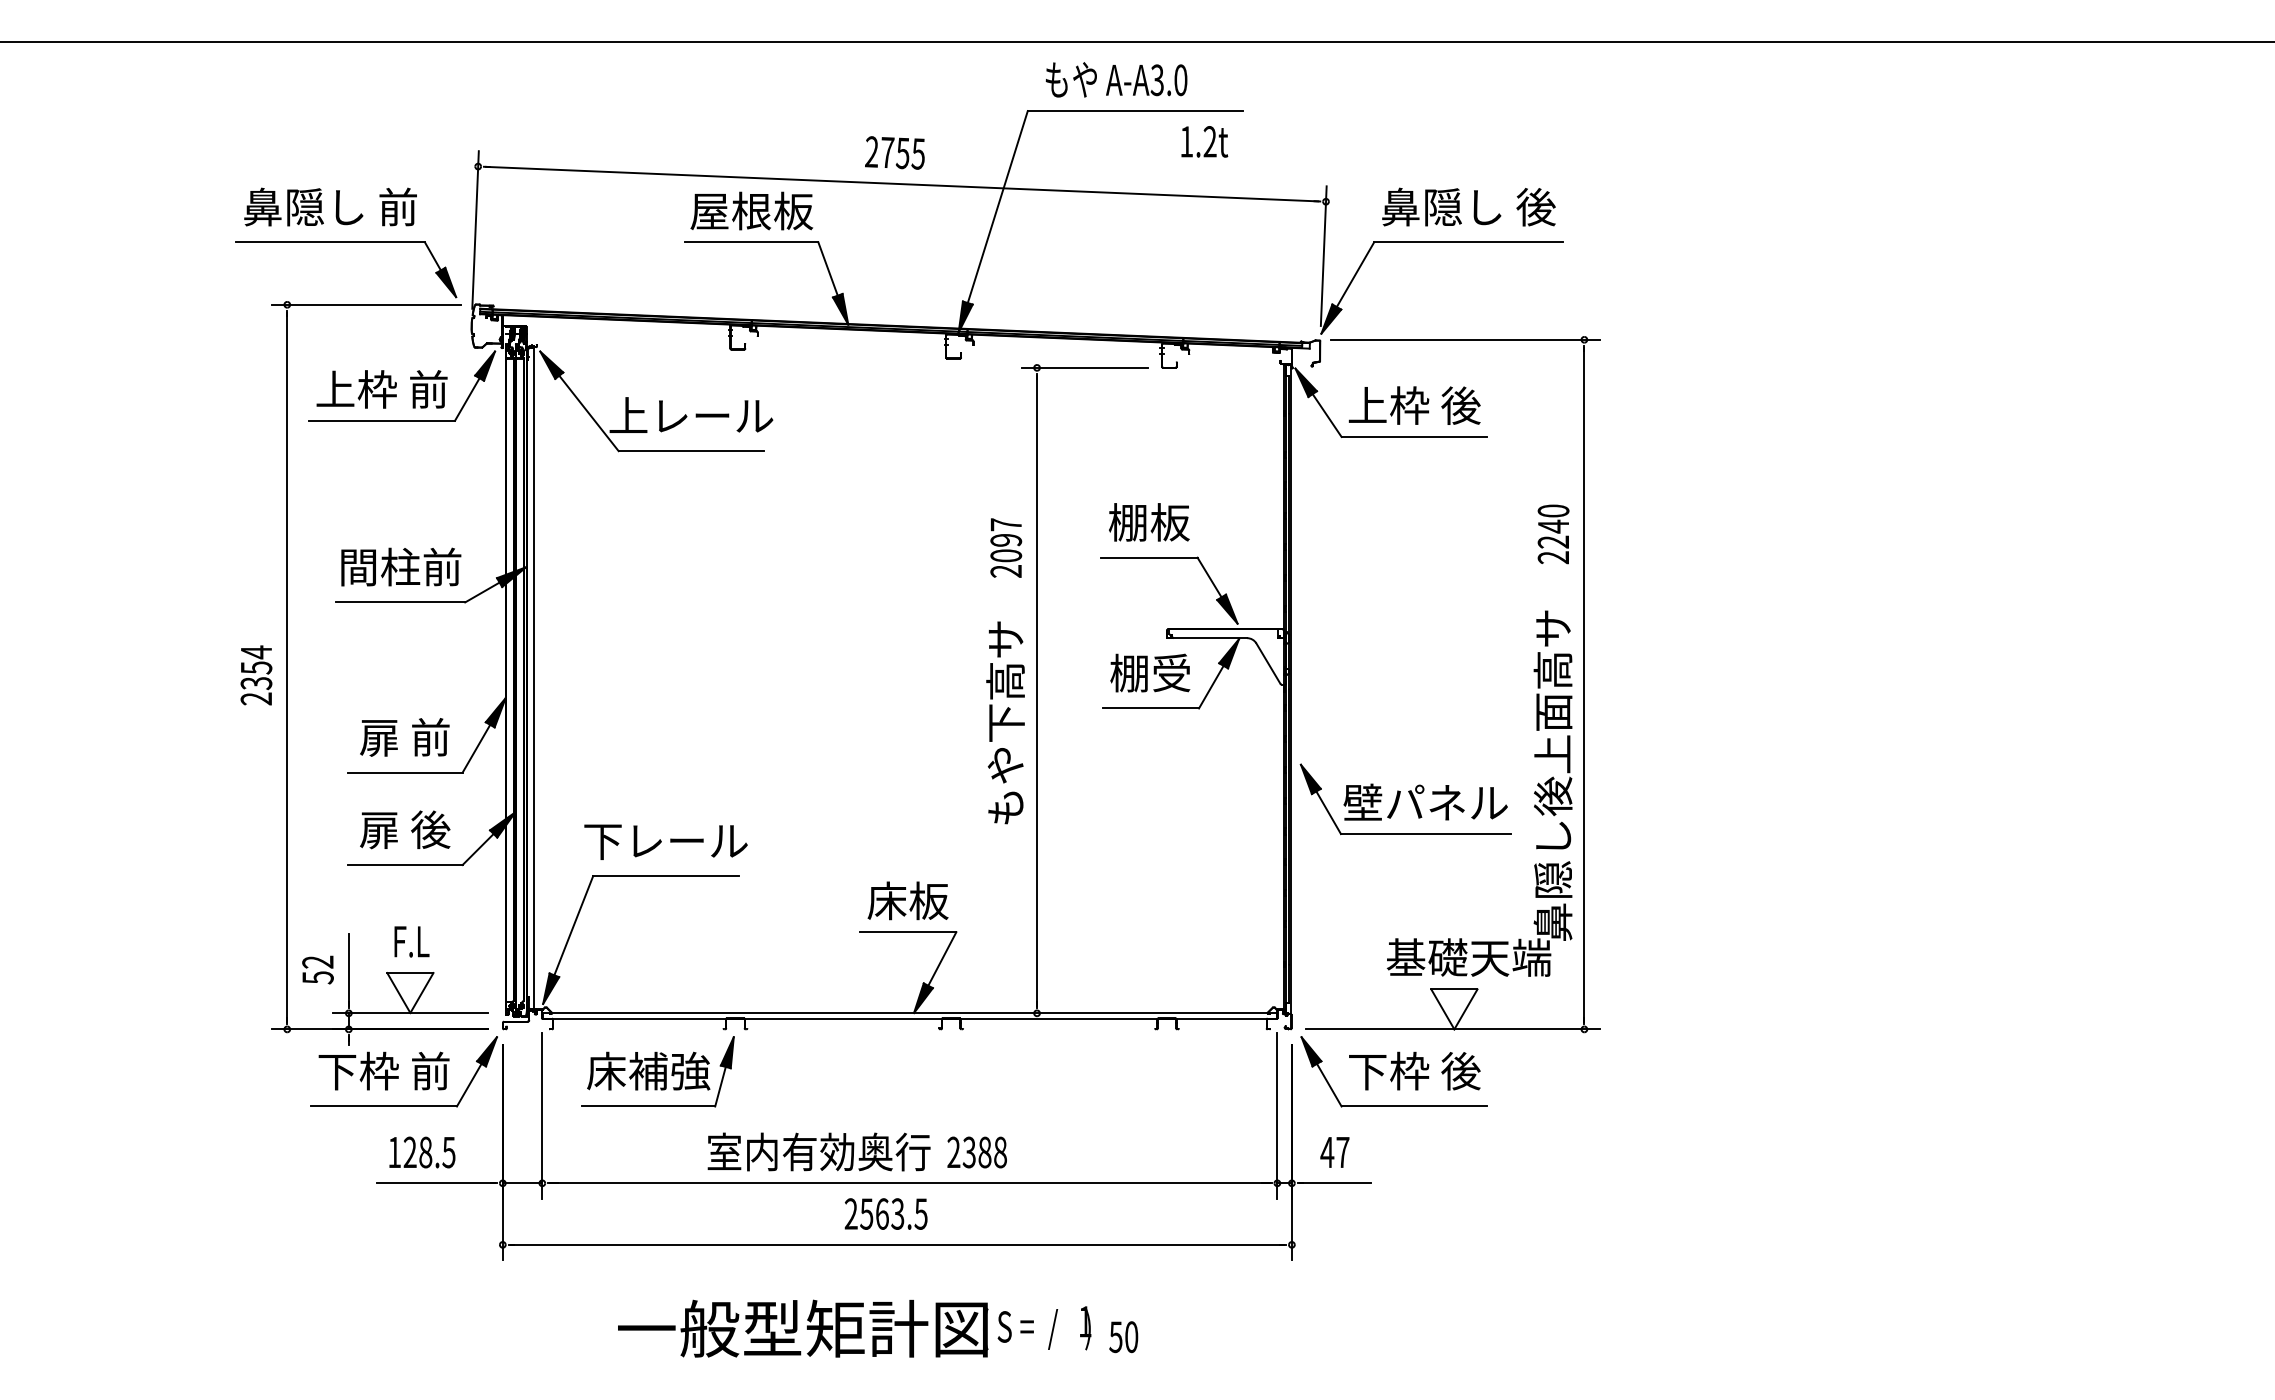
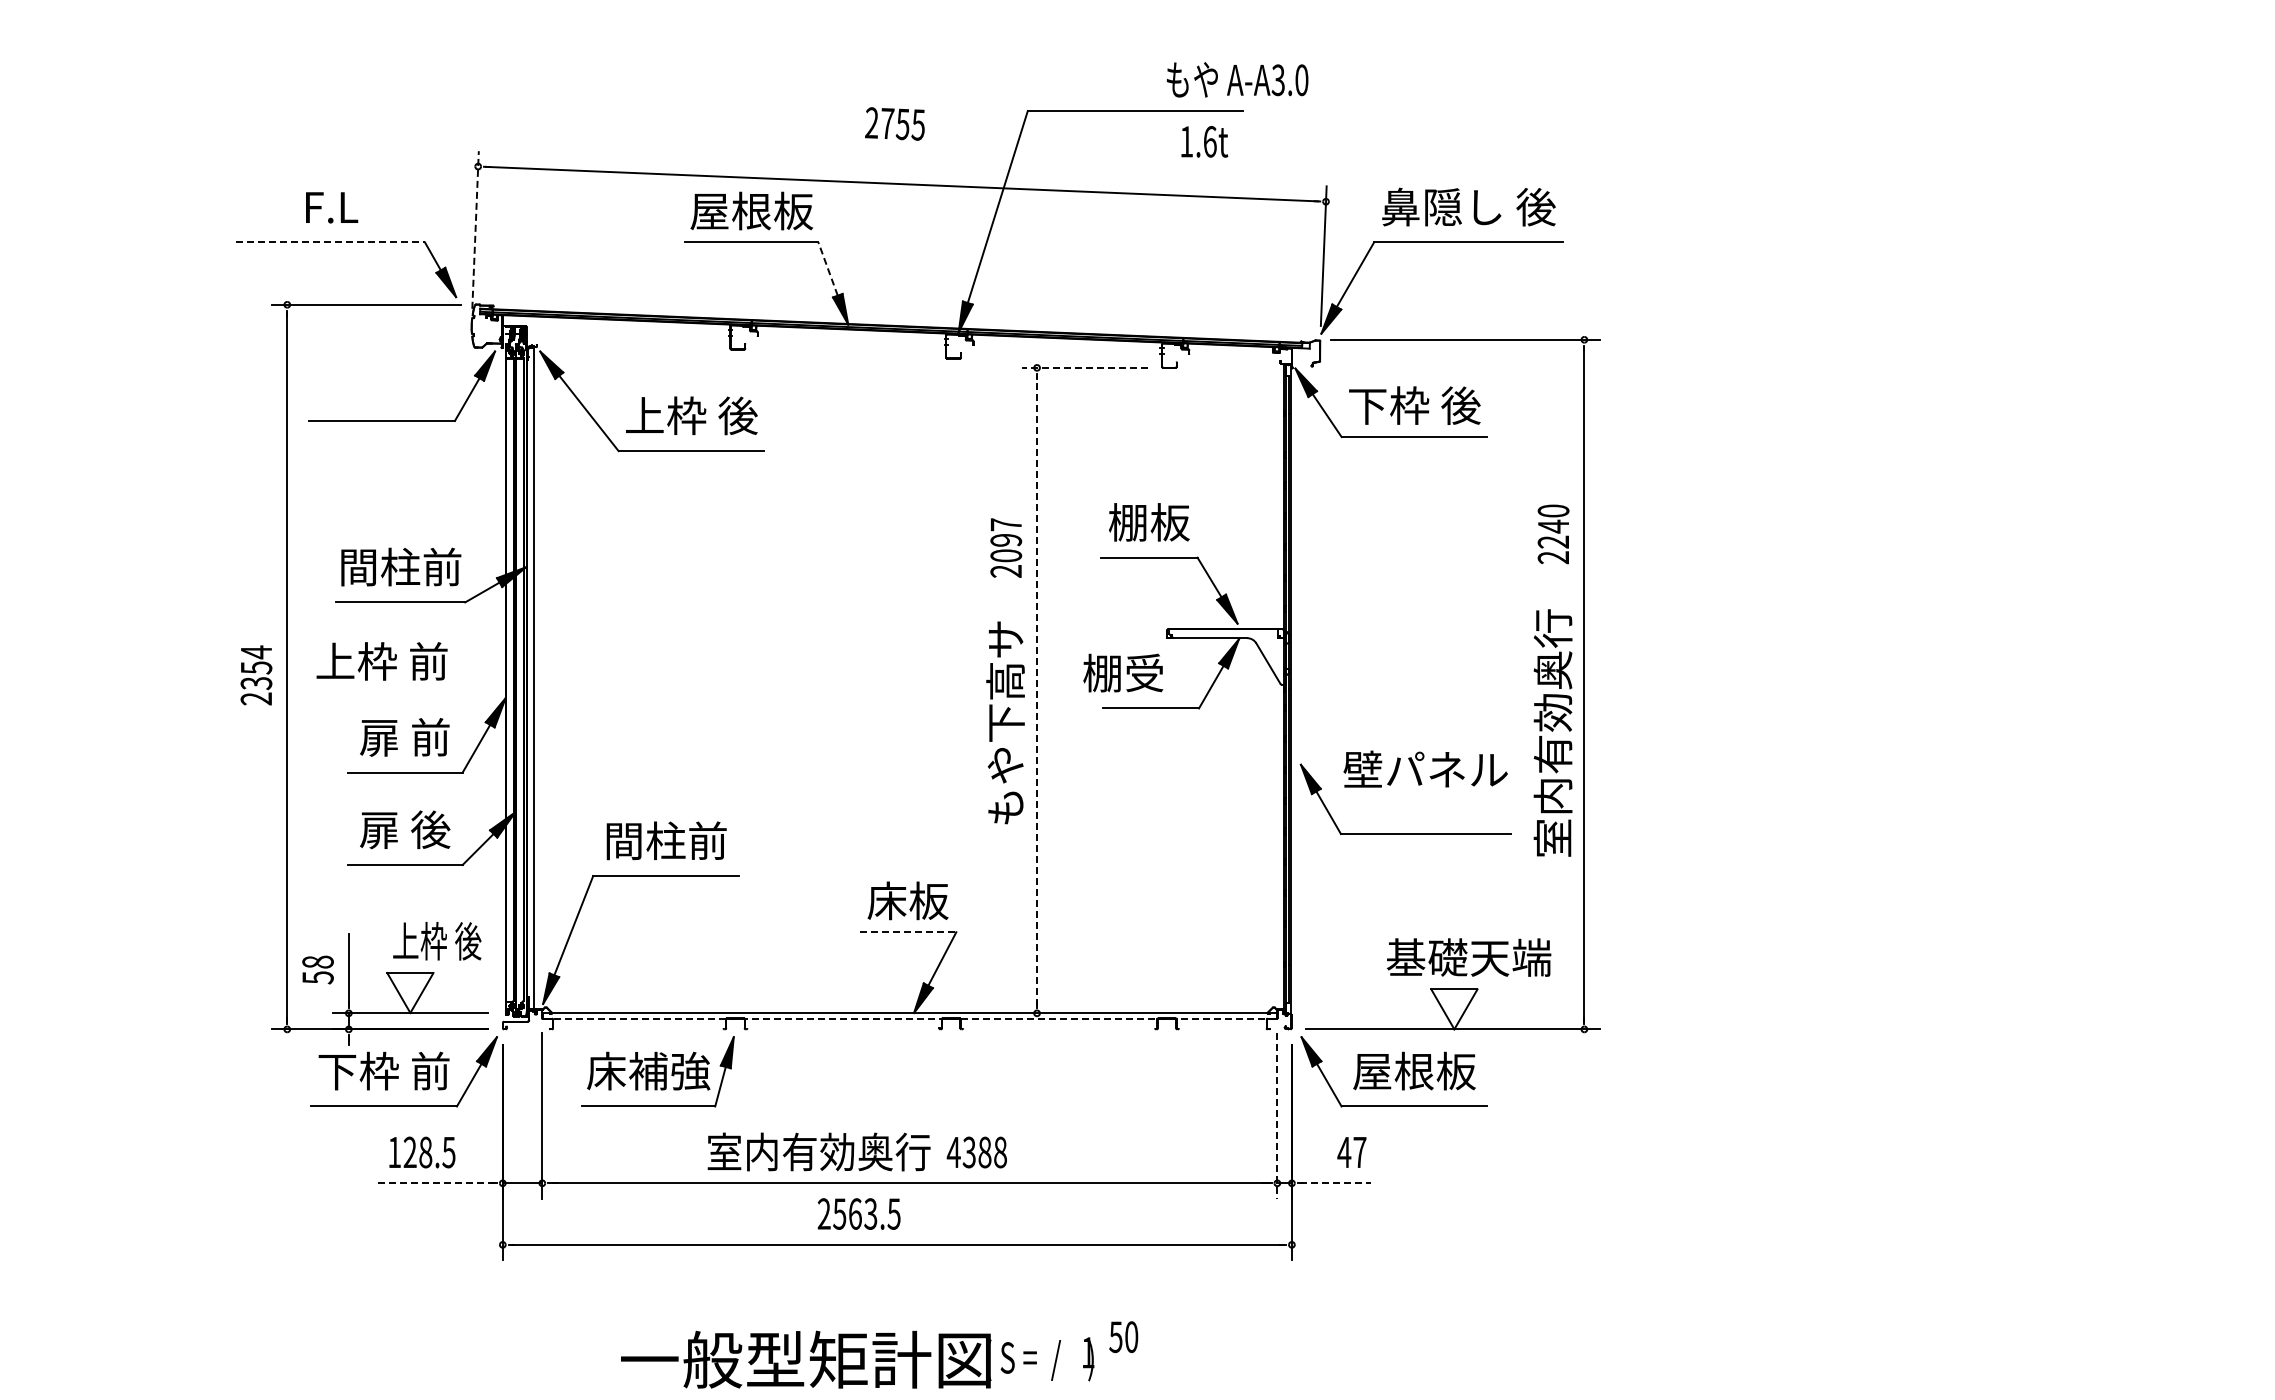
line: present -> none (1136, 42)
text position: (1116, 79) -> (1237, 79) (1237, 79)
text: 1.2t -> 1.6t (1209, 141)
text position: (894, 152) -> (894, 123) (894, 123)
text: 鼻隠し 前 -> F.L (330, 206)
line: solid -> dashed (475, 229)
line: solid -> dashed (331, 242)
line: solid -> dashed (827, 268)
line: solid -> dashed (1084, 367)
text position: (381, 389) -> (381, 661) (381, 661)
text: 上枠 後 -> 下枠 後 (1367, 405)
text: 上レール -> 上枠 後 (691, 415)
text position: (1150, 672) -> (1123, 672) (1123, 672)
line: solid -> dashed (1037, 690)
text: 鼻隠し後上面高サ -> 室内有効奥行 (1552, 774)
text position: (1425, 801) -> (1425, 768) (1425, 768)
text: 下レール -> 間柱前 (665, 840)
line: solid -> dashed (908, 932)
text: F.L -> 上枠 後 (437, 941)
text: 52 -> 58 (317, 961)
line: solid -> dashed (910, 1018)
text: 下枠 後 -> 屋根板 (1414, 1070)
line: solid -> dashed (1277, 1116)
text: 2388 -> 4388 (953, 1151)
text position: (1334, 1152) -> (1351, 1152) (1351, 1152)
line: solid -> dashed (436, 1183)
line: solid -> dashed (1335, 1183)
text position: (885, 1213) -> (858, 1213) (858, 1213)
text position: (854, 1328) -> (857, 1359) (857, 1359)
